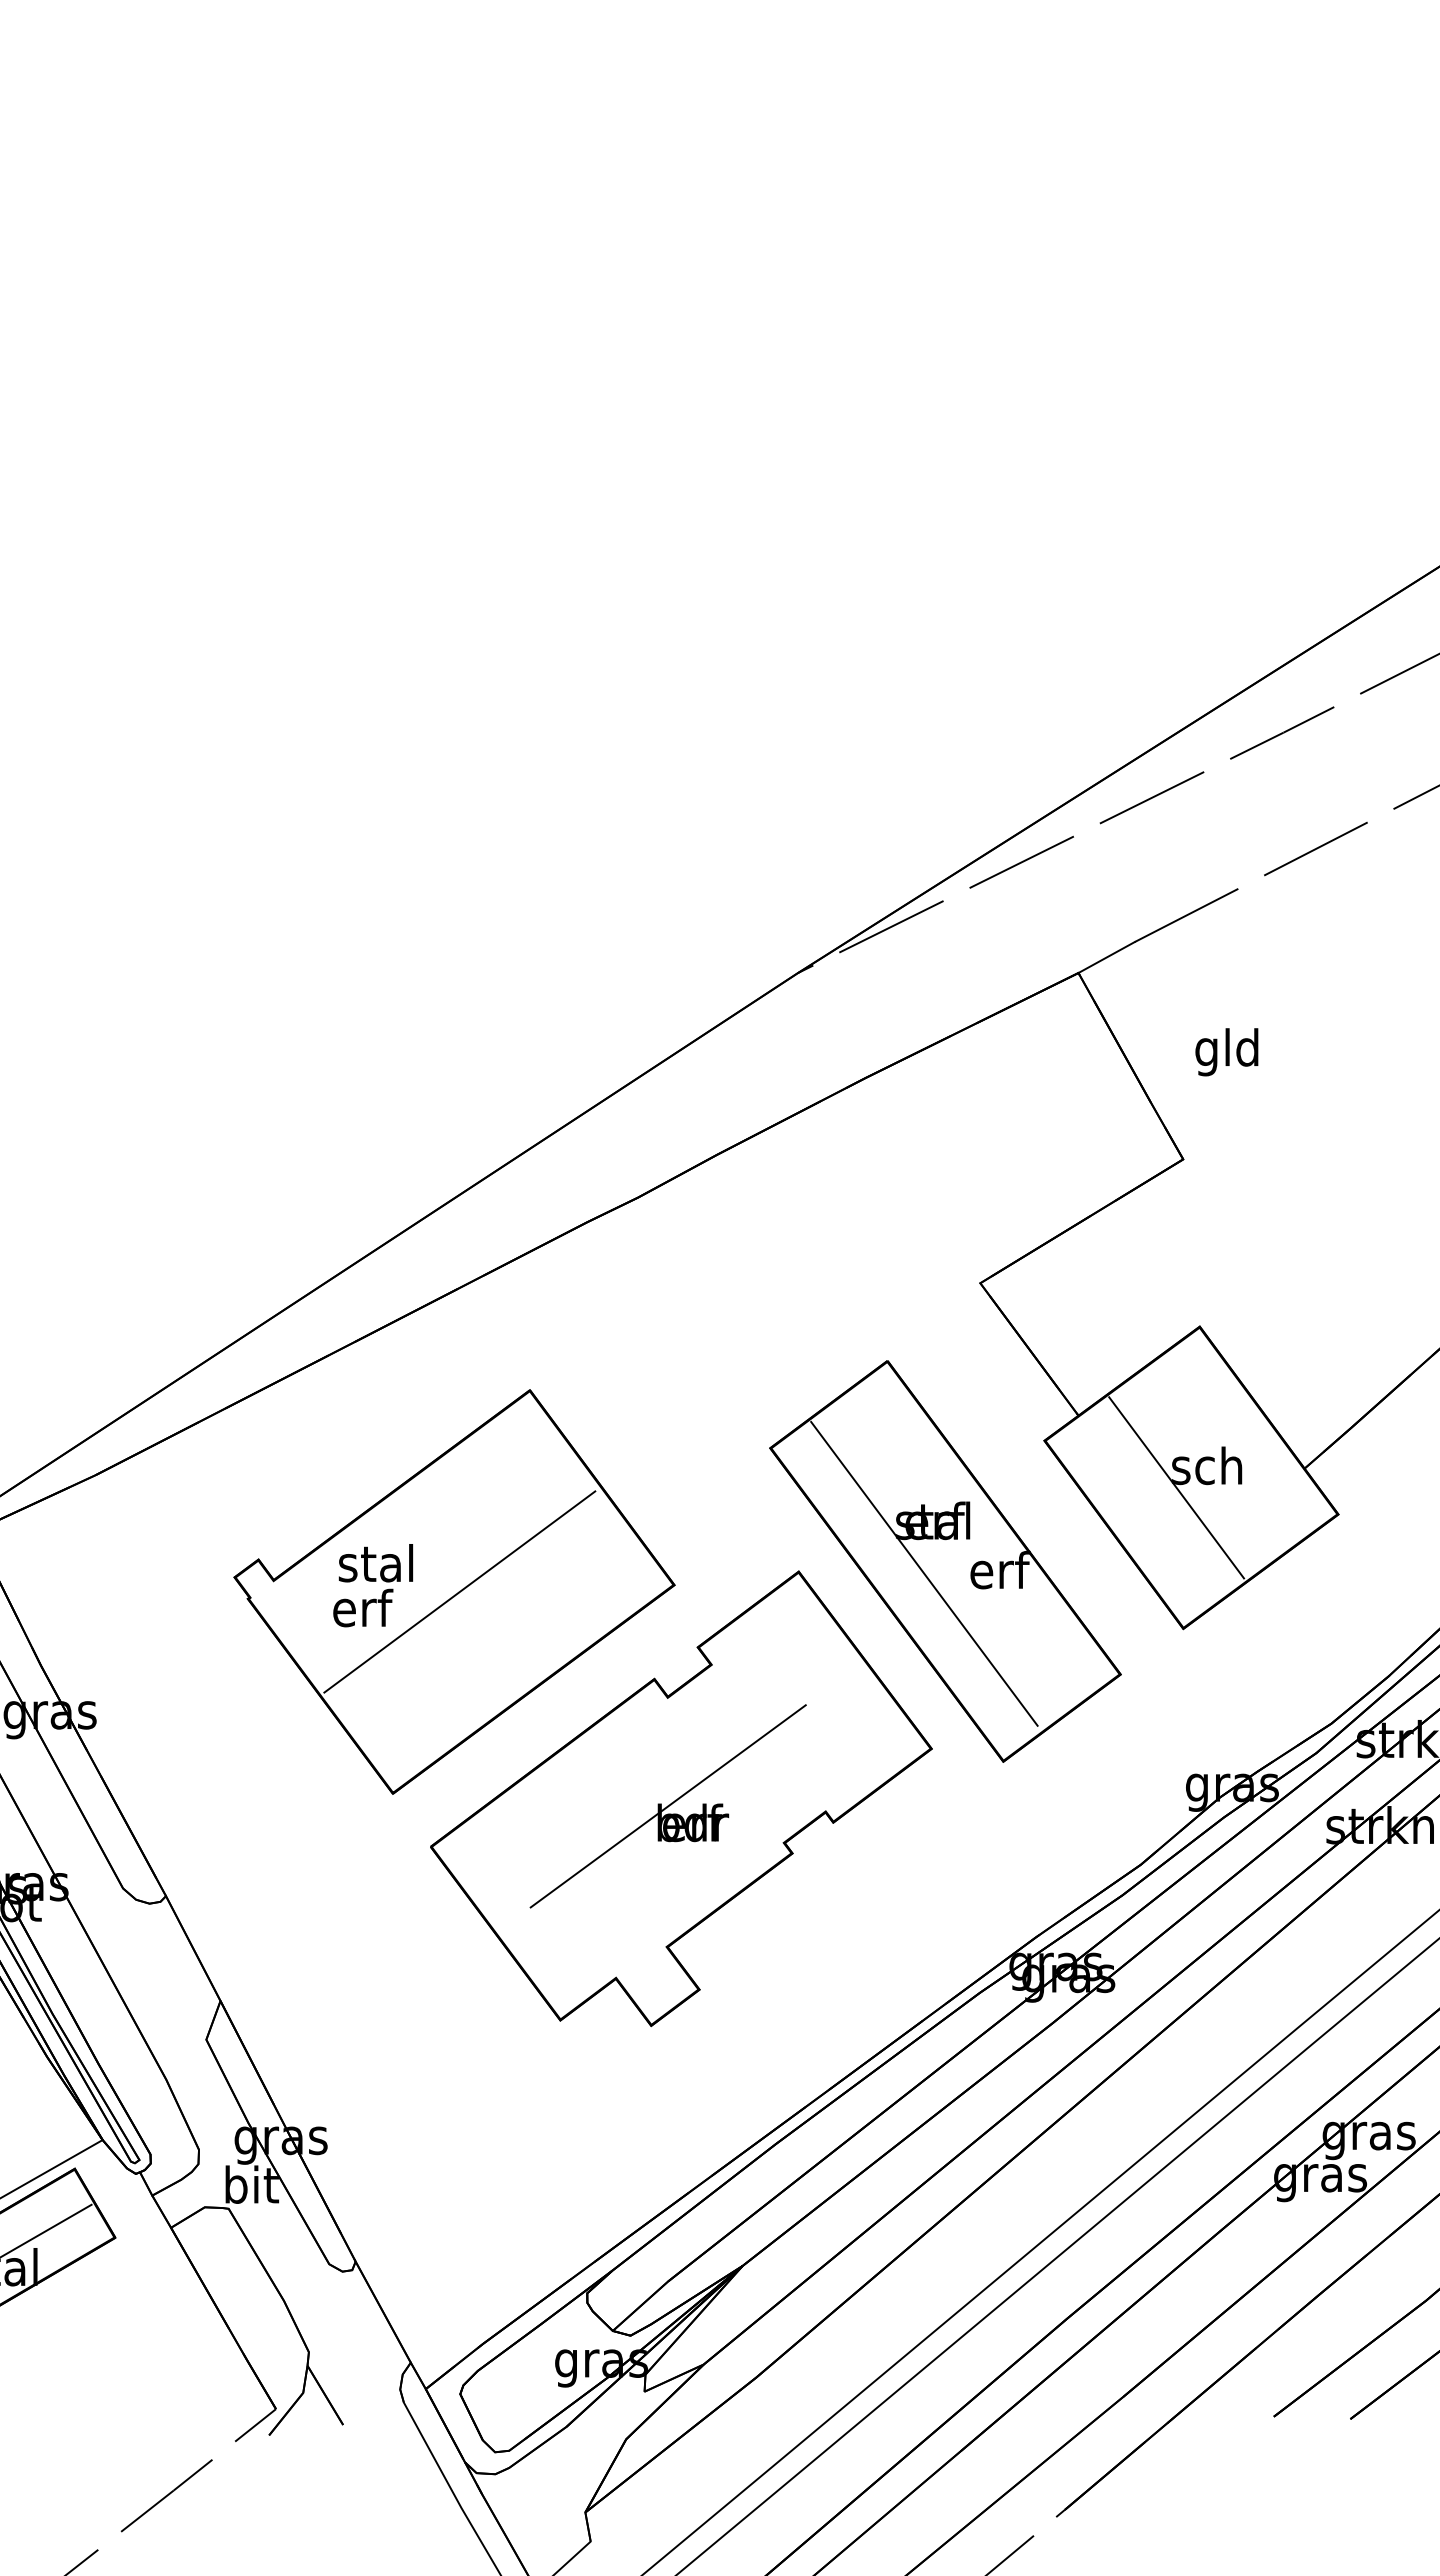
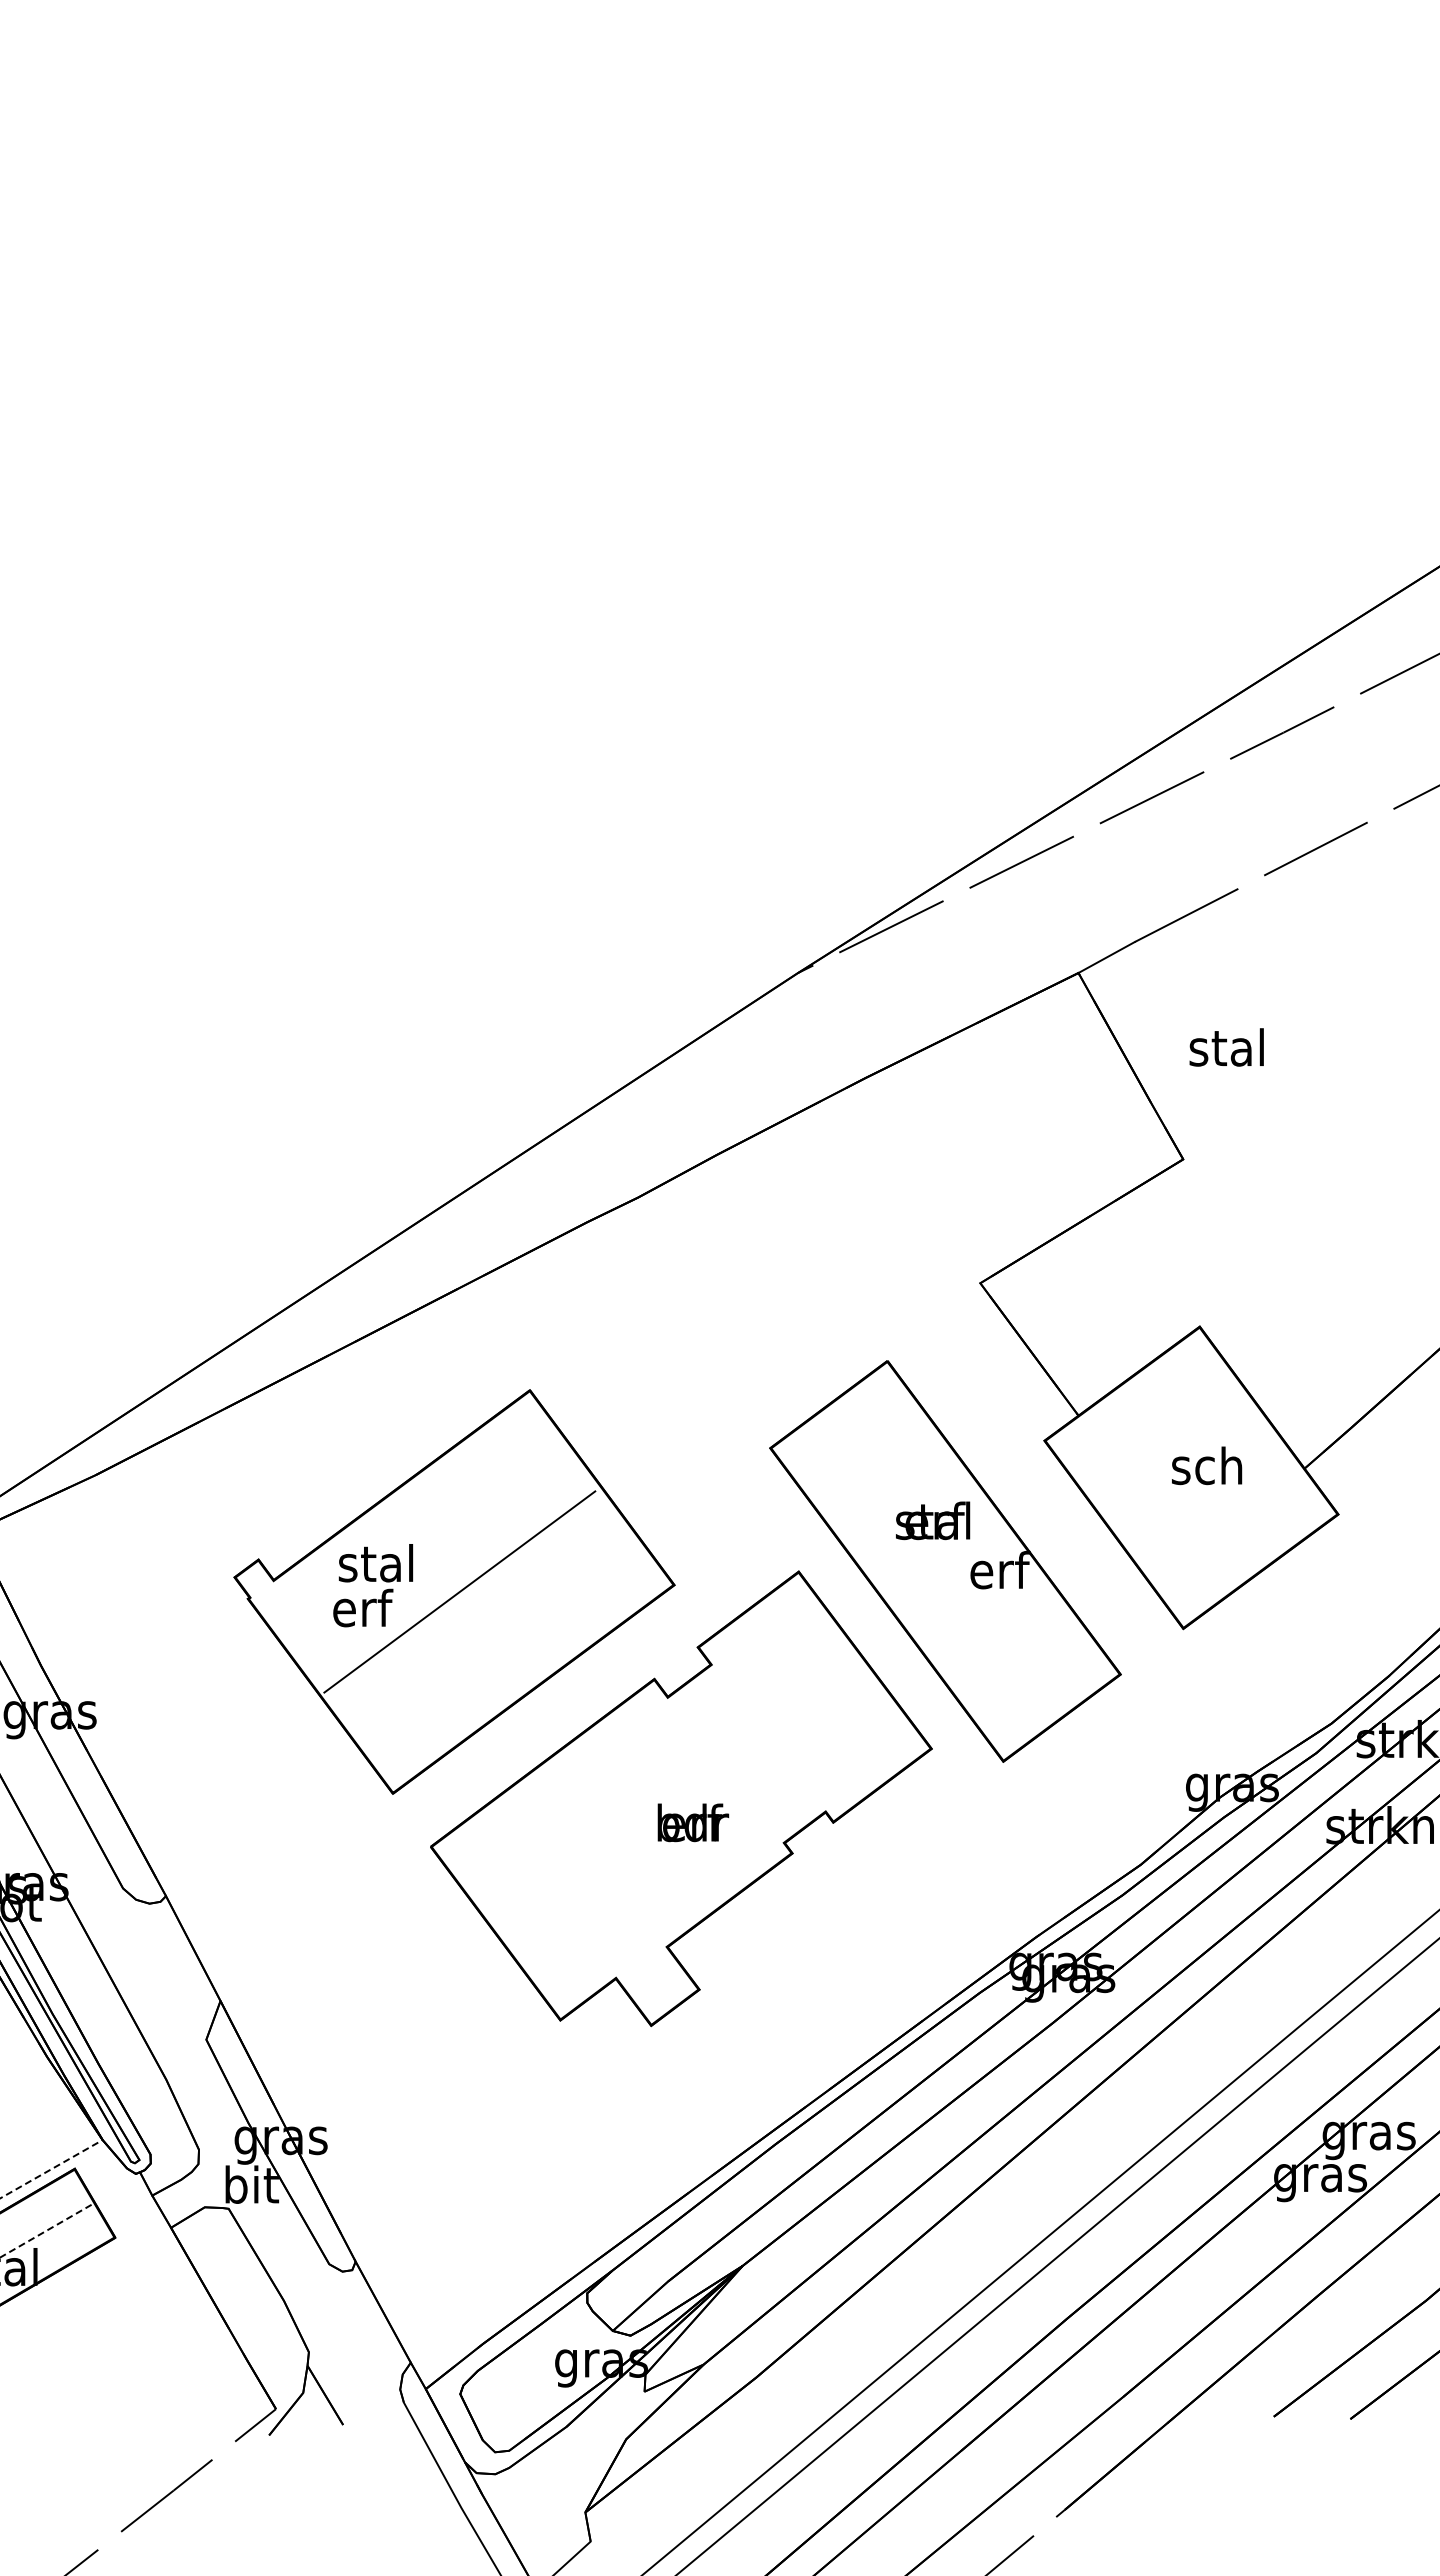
text: gld -> stal (1226, 1052)
line: present -> none (1176, 1487)
line: present -> none (924, 1573)
line: present -> none (667, 1806)
line: solid -> dashed (51, 2169)
line: solid -> dashed (45, 2231)
